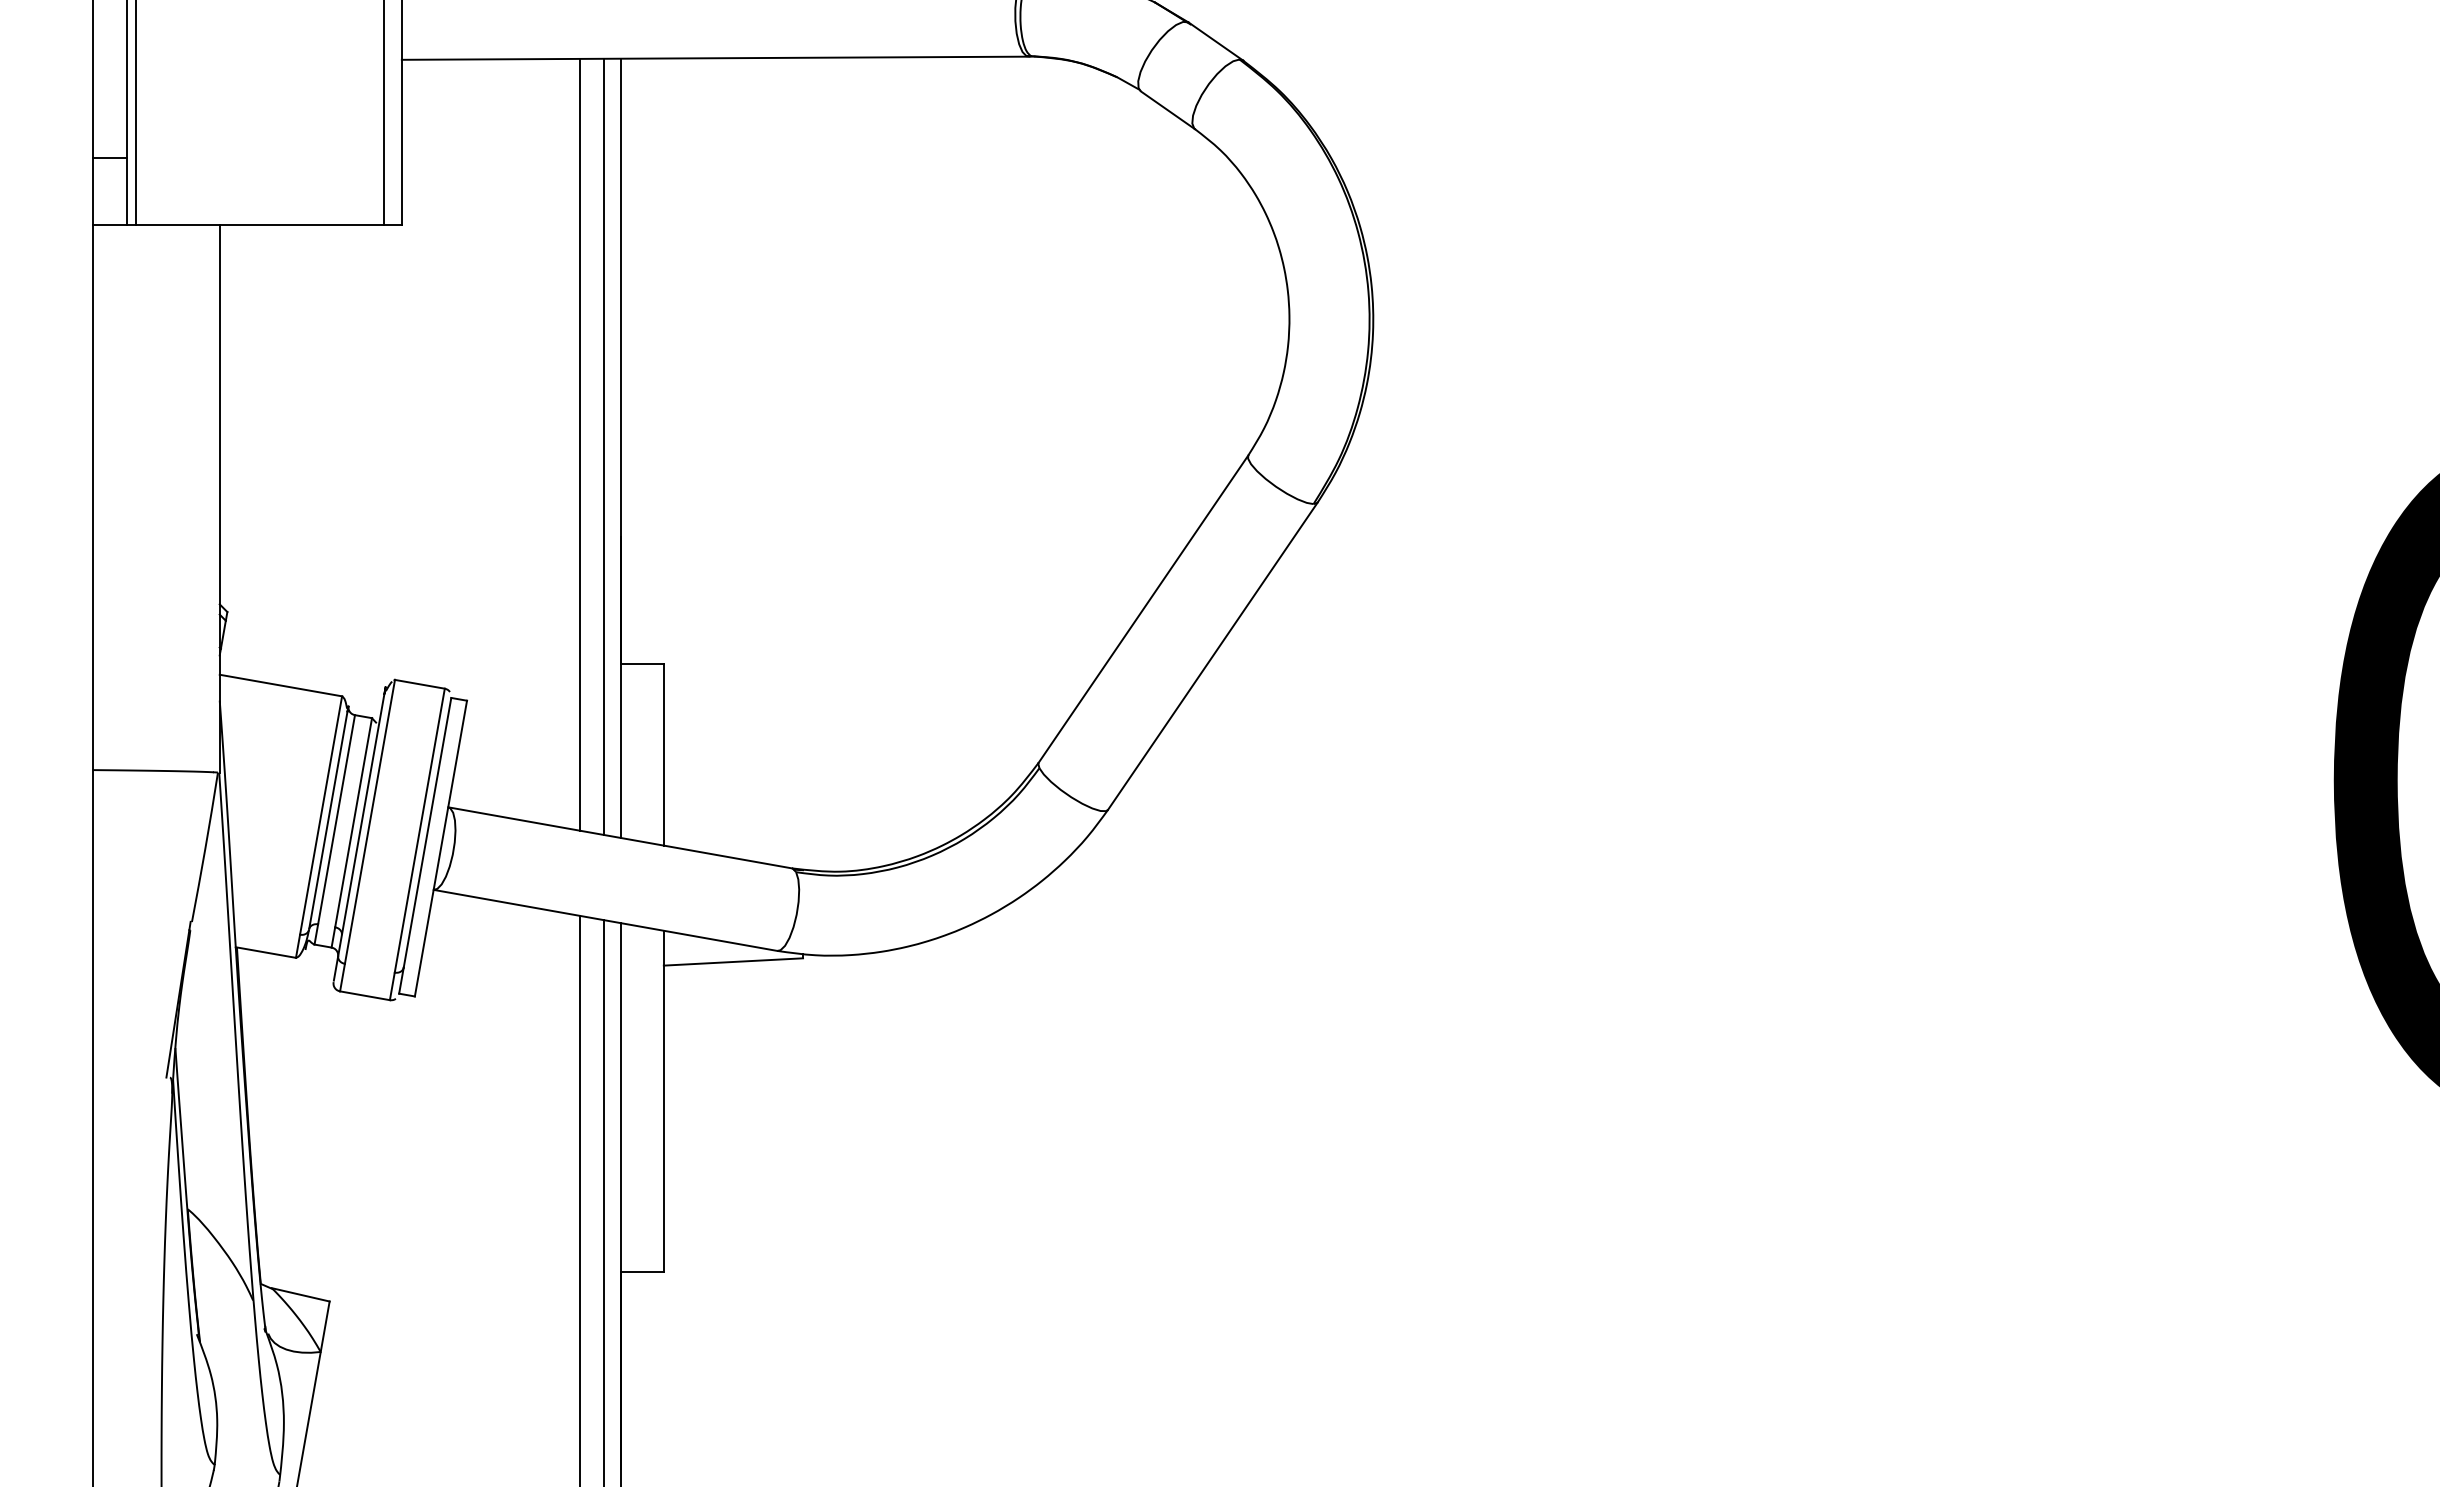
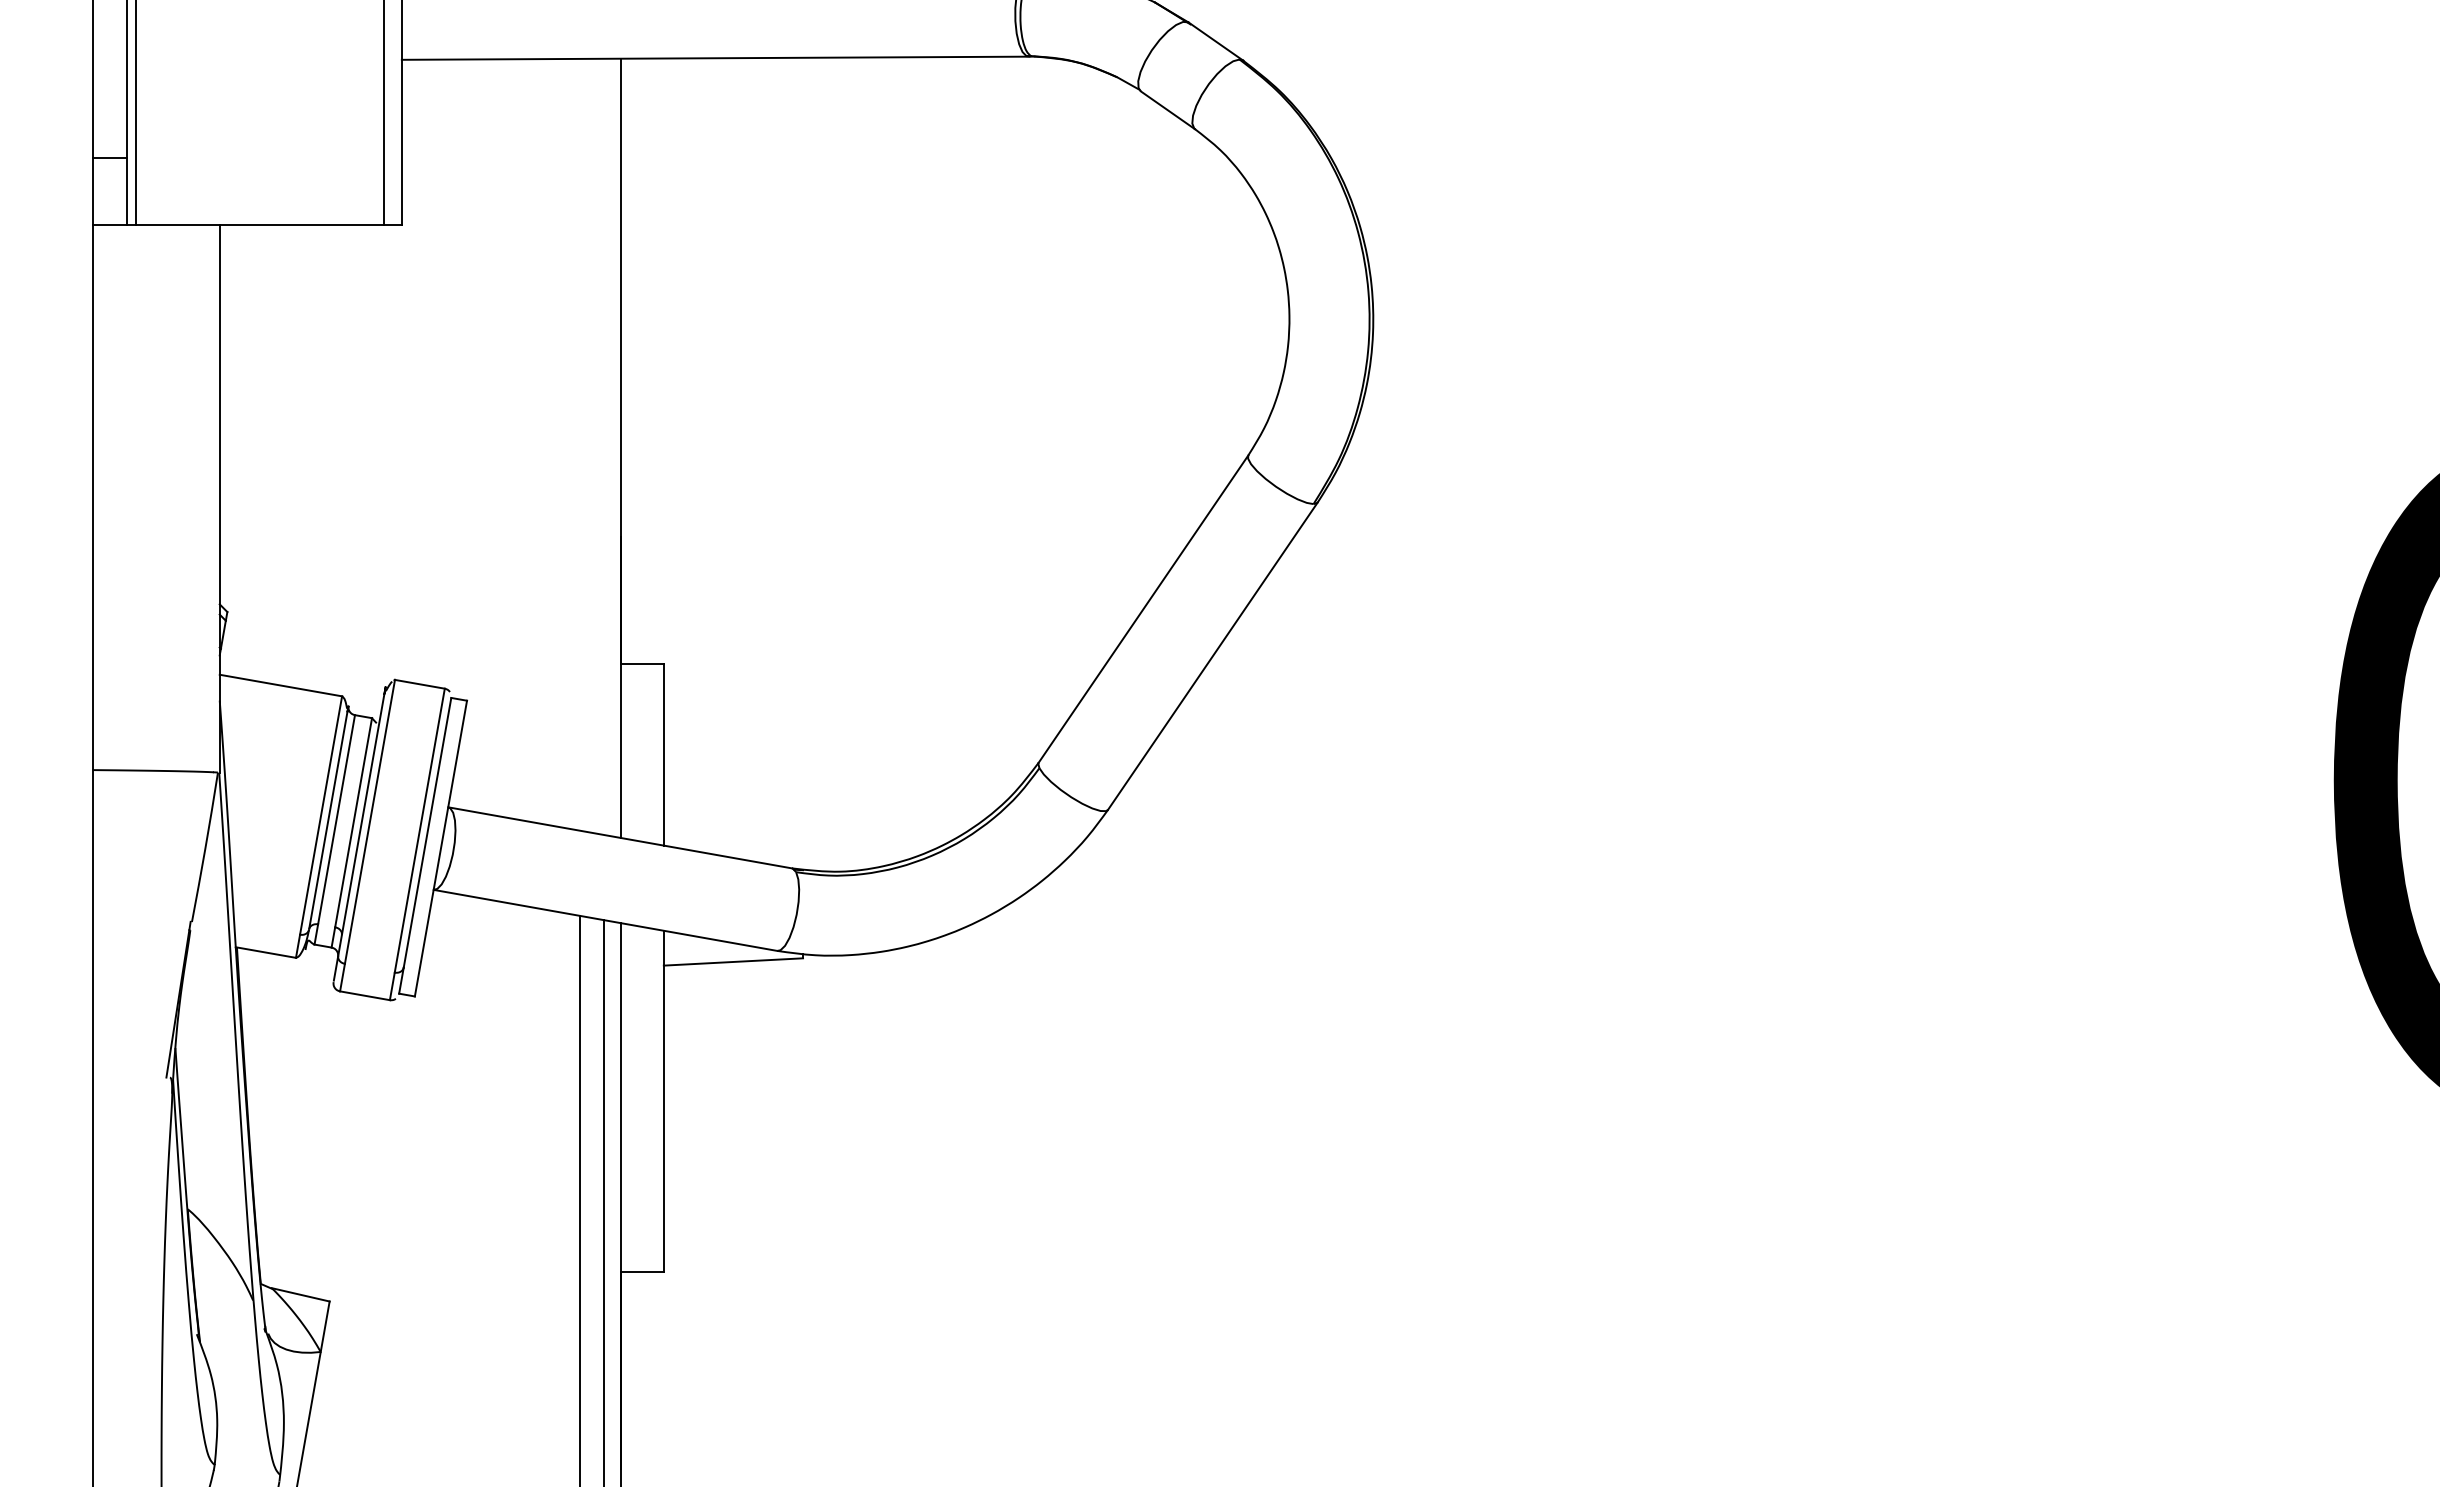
line: present -> none (579, 444)
line: present -> none (603, 446)
